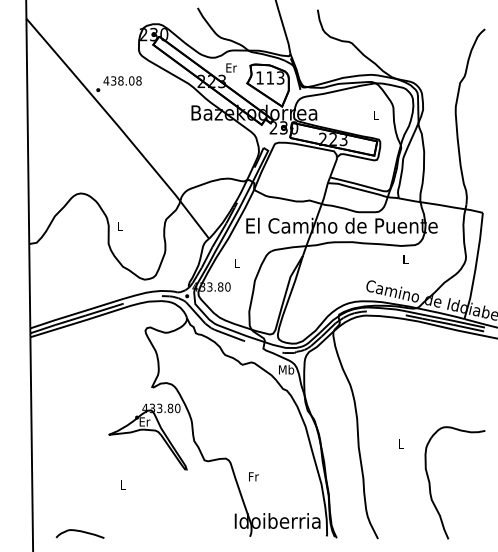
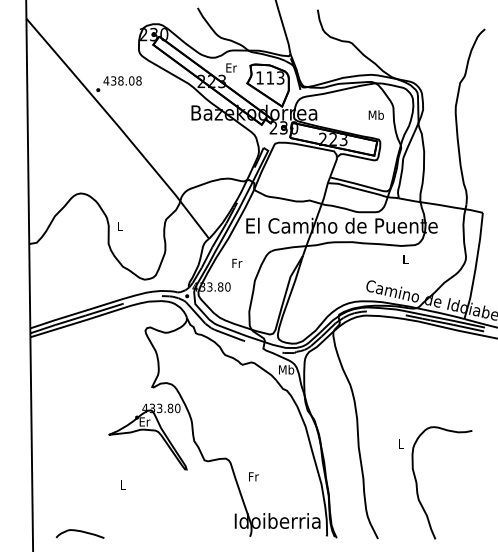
text: L -> Mb (375, 114)
text: L -> Fr (237, 262)
curve position: (430, 482) -> (417, 482) (417, 482)
